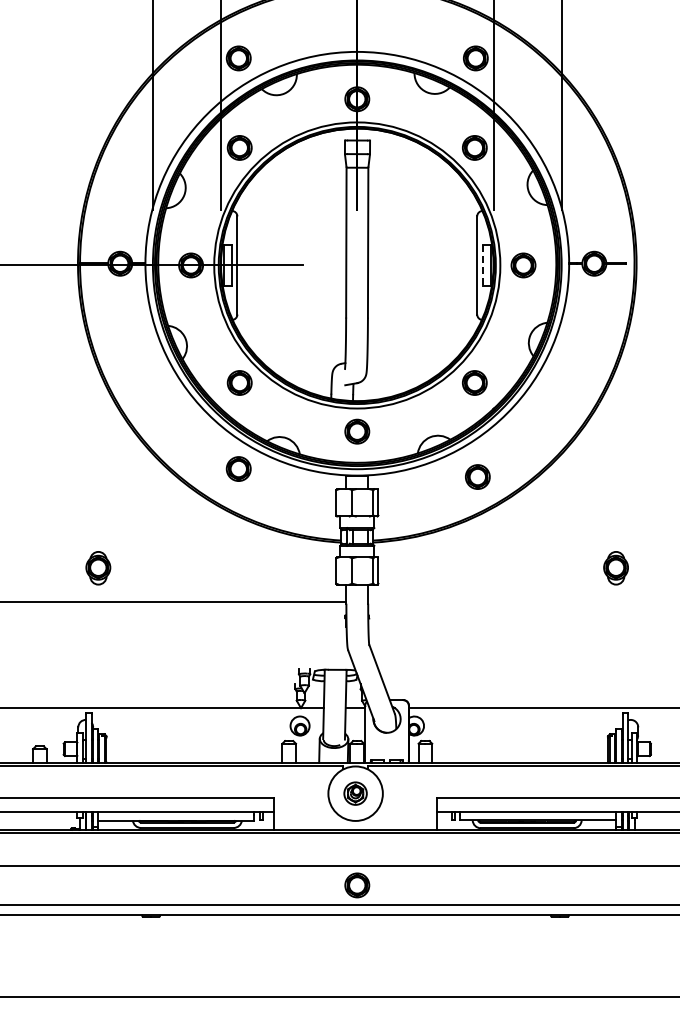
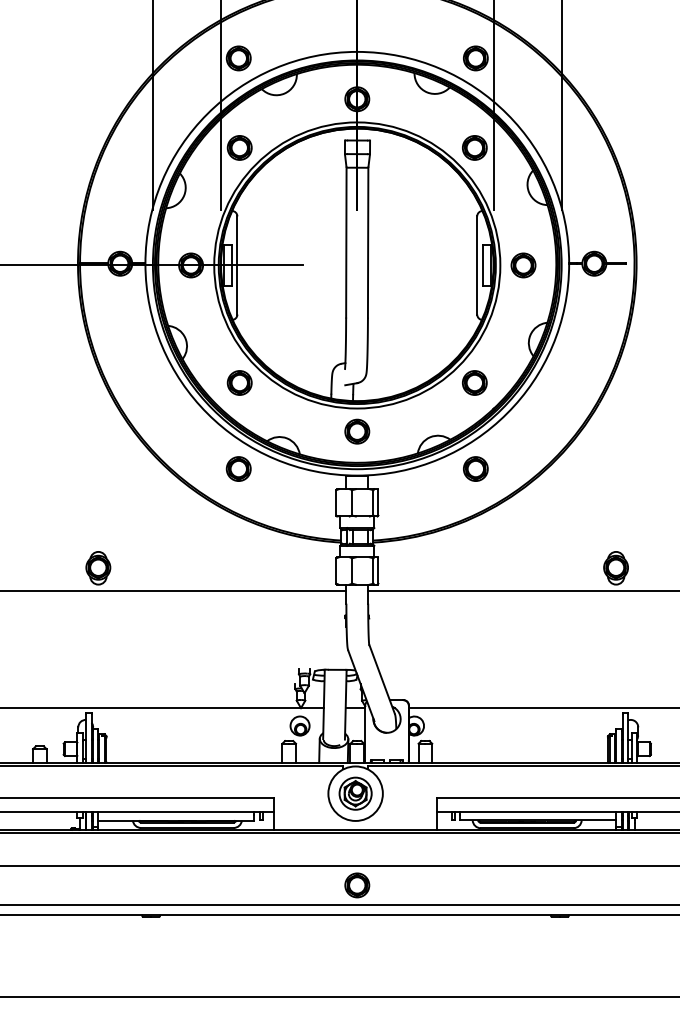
line: dashed -> solid (482, 265)
part position: (477, 476) -> (475, 468) (475, 468)
line: none -> present (522, 591)
line position: (174, 602) -> (174, 591) (174, 591)
part size: 25x25 px -> 35x35 px (355, 793)
